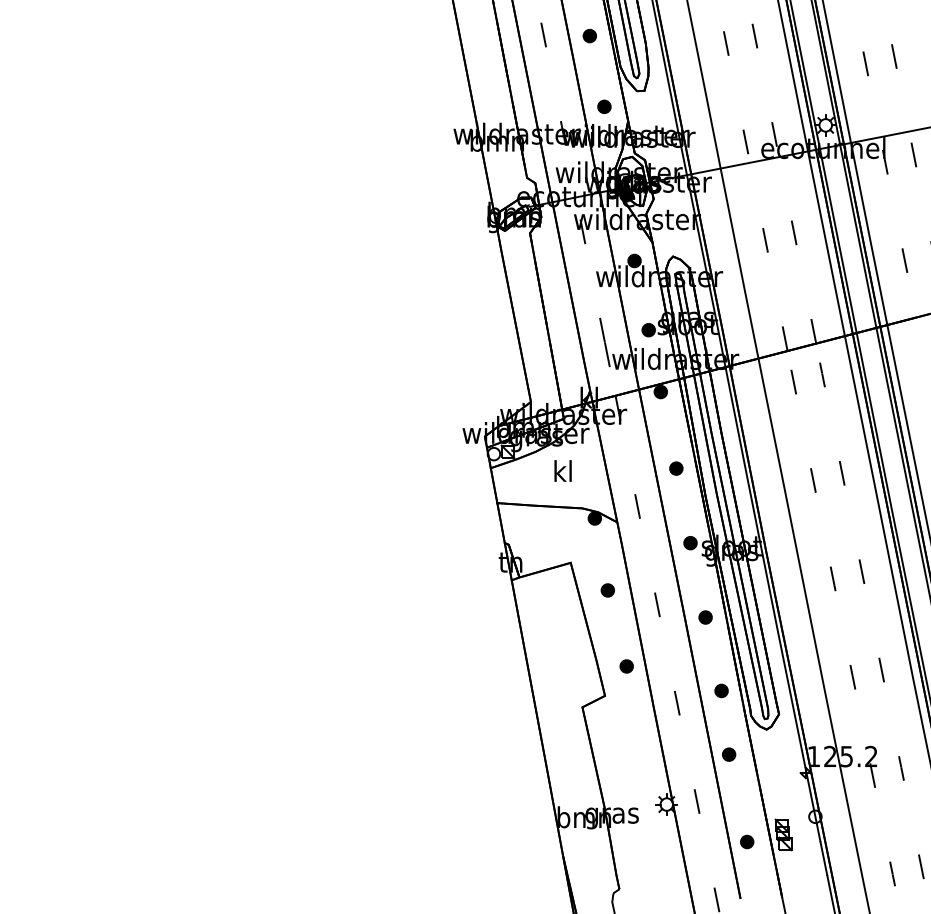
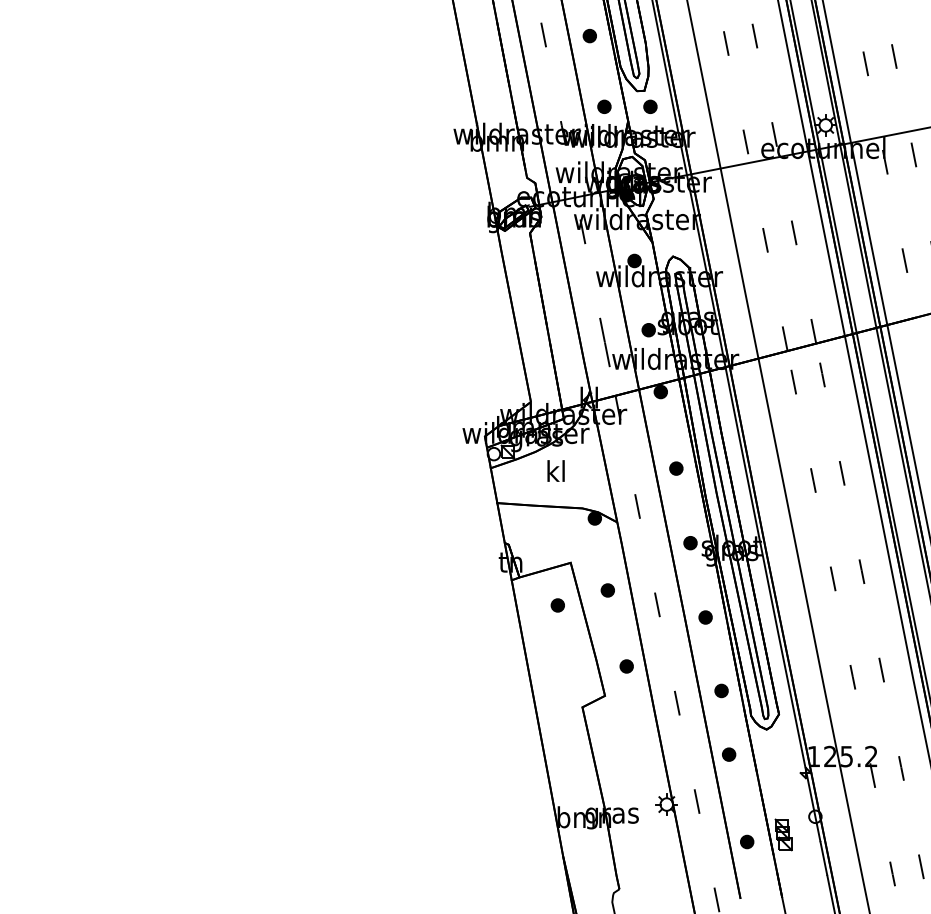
part: none -> present (650, 106)
text position: (562, 470) -> (555, 470) (555, 470)
part: none -> present (557, 605)
